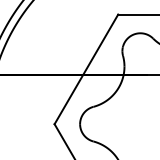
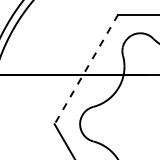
line: solid -> dashed (86, 69)
